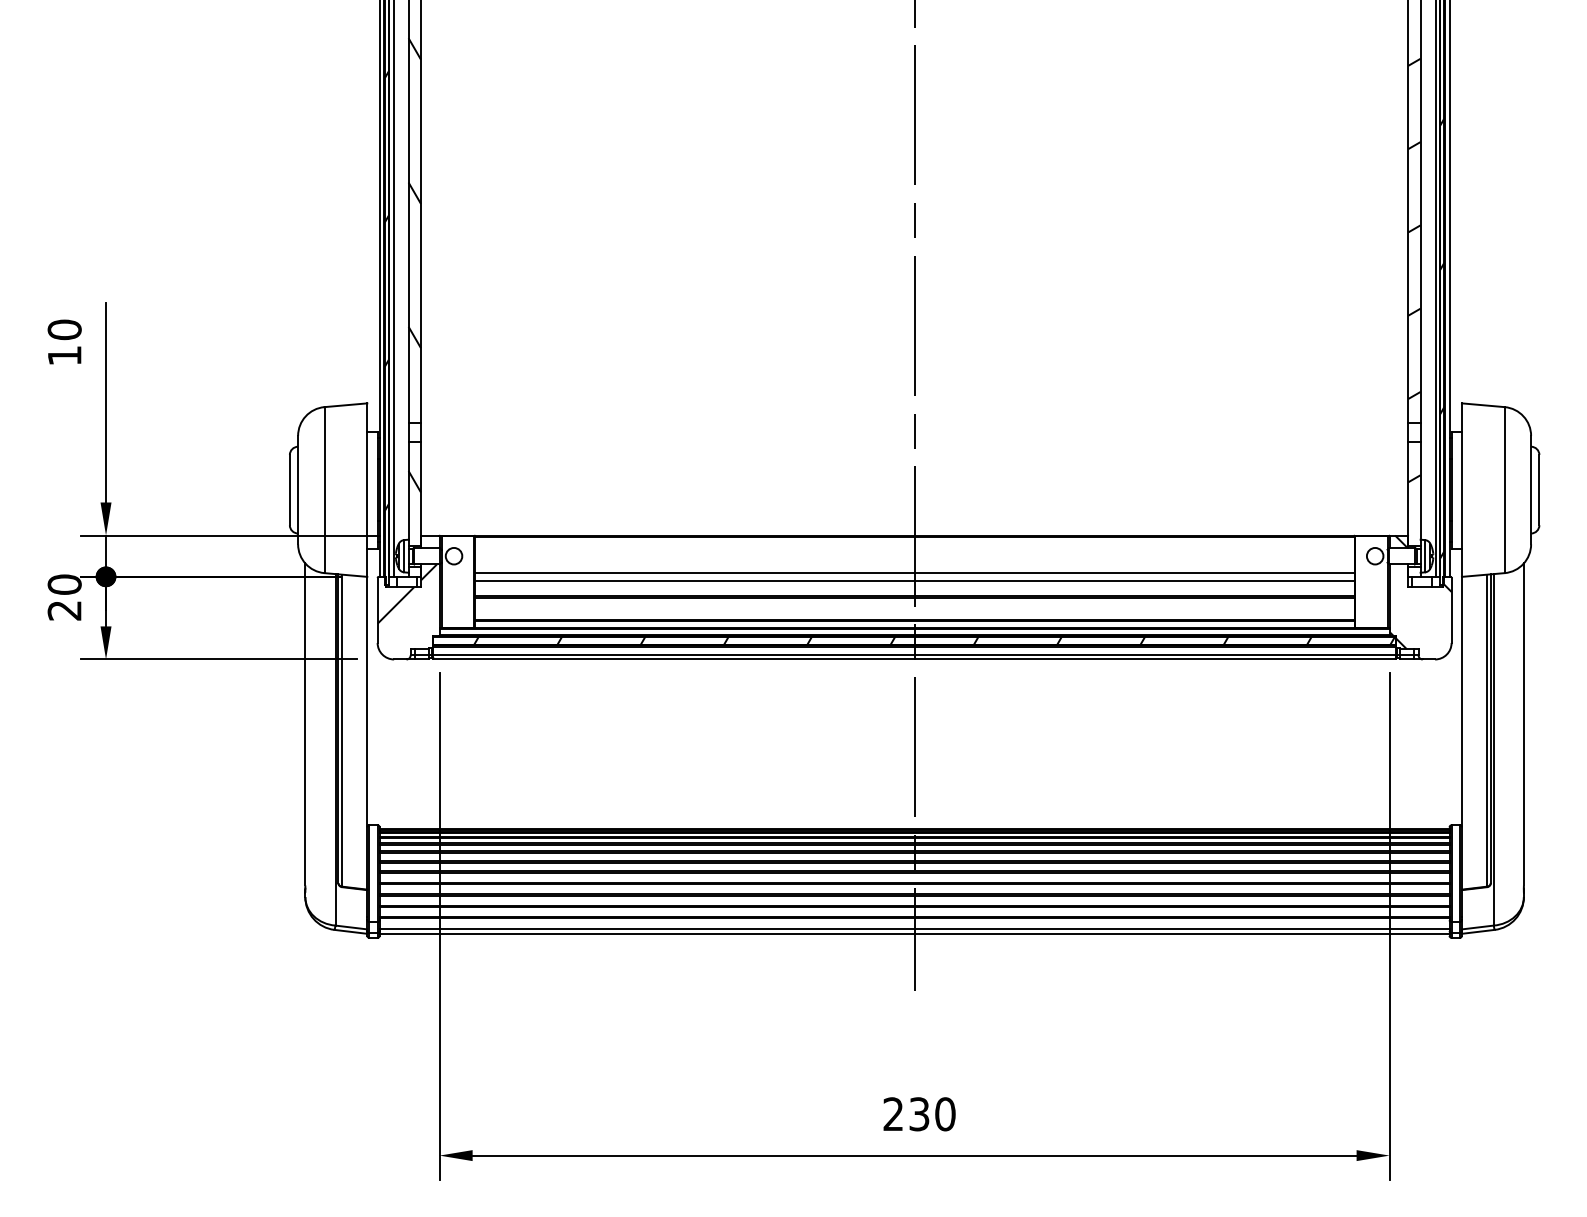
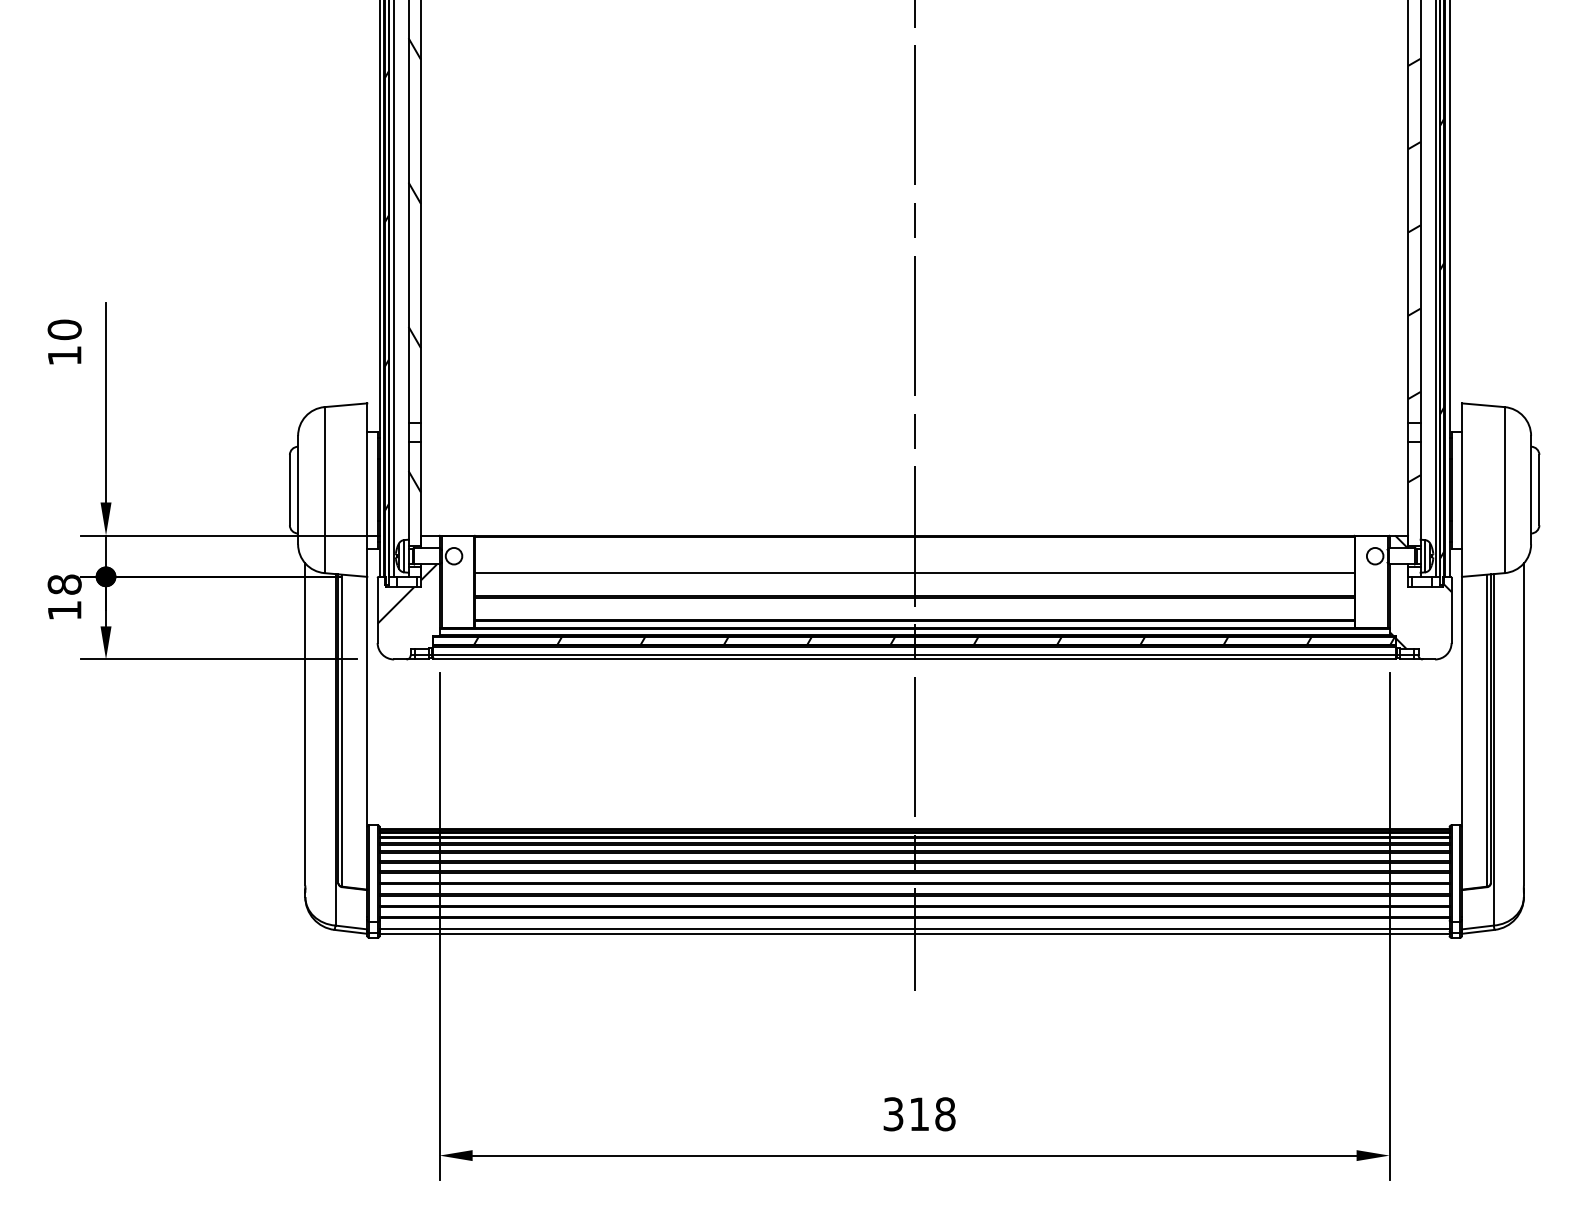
line: present -> none (914, 581)
text: 20 -> 18 (64, 597)
text: 230 -> 318 (919, 1114)
